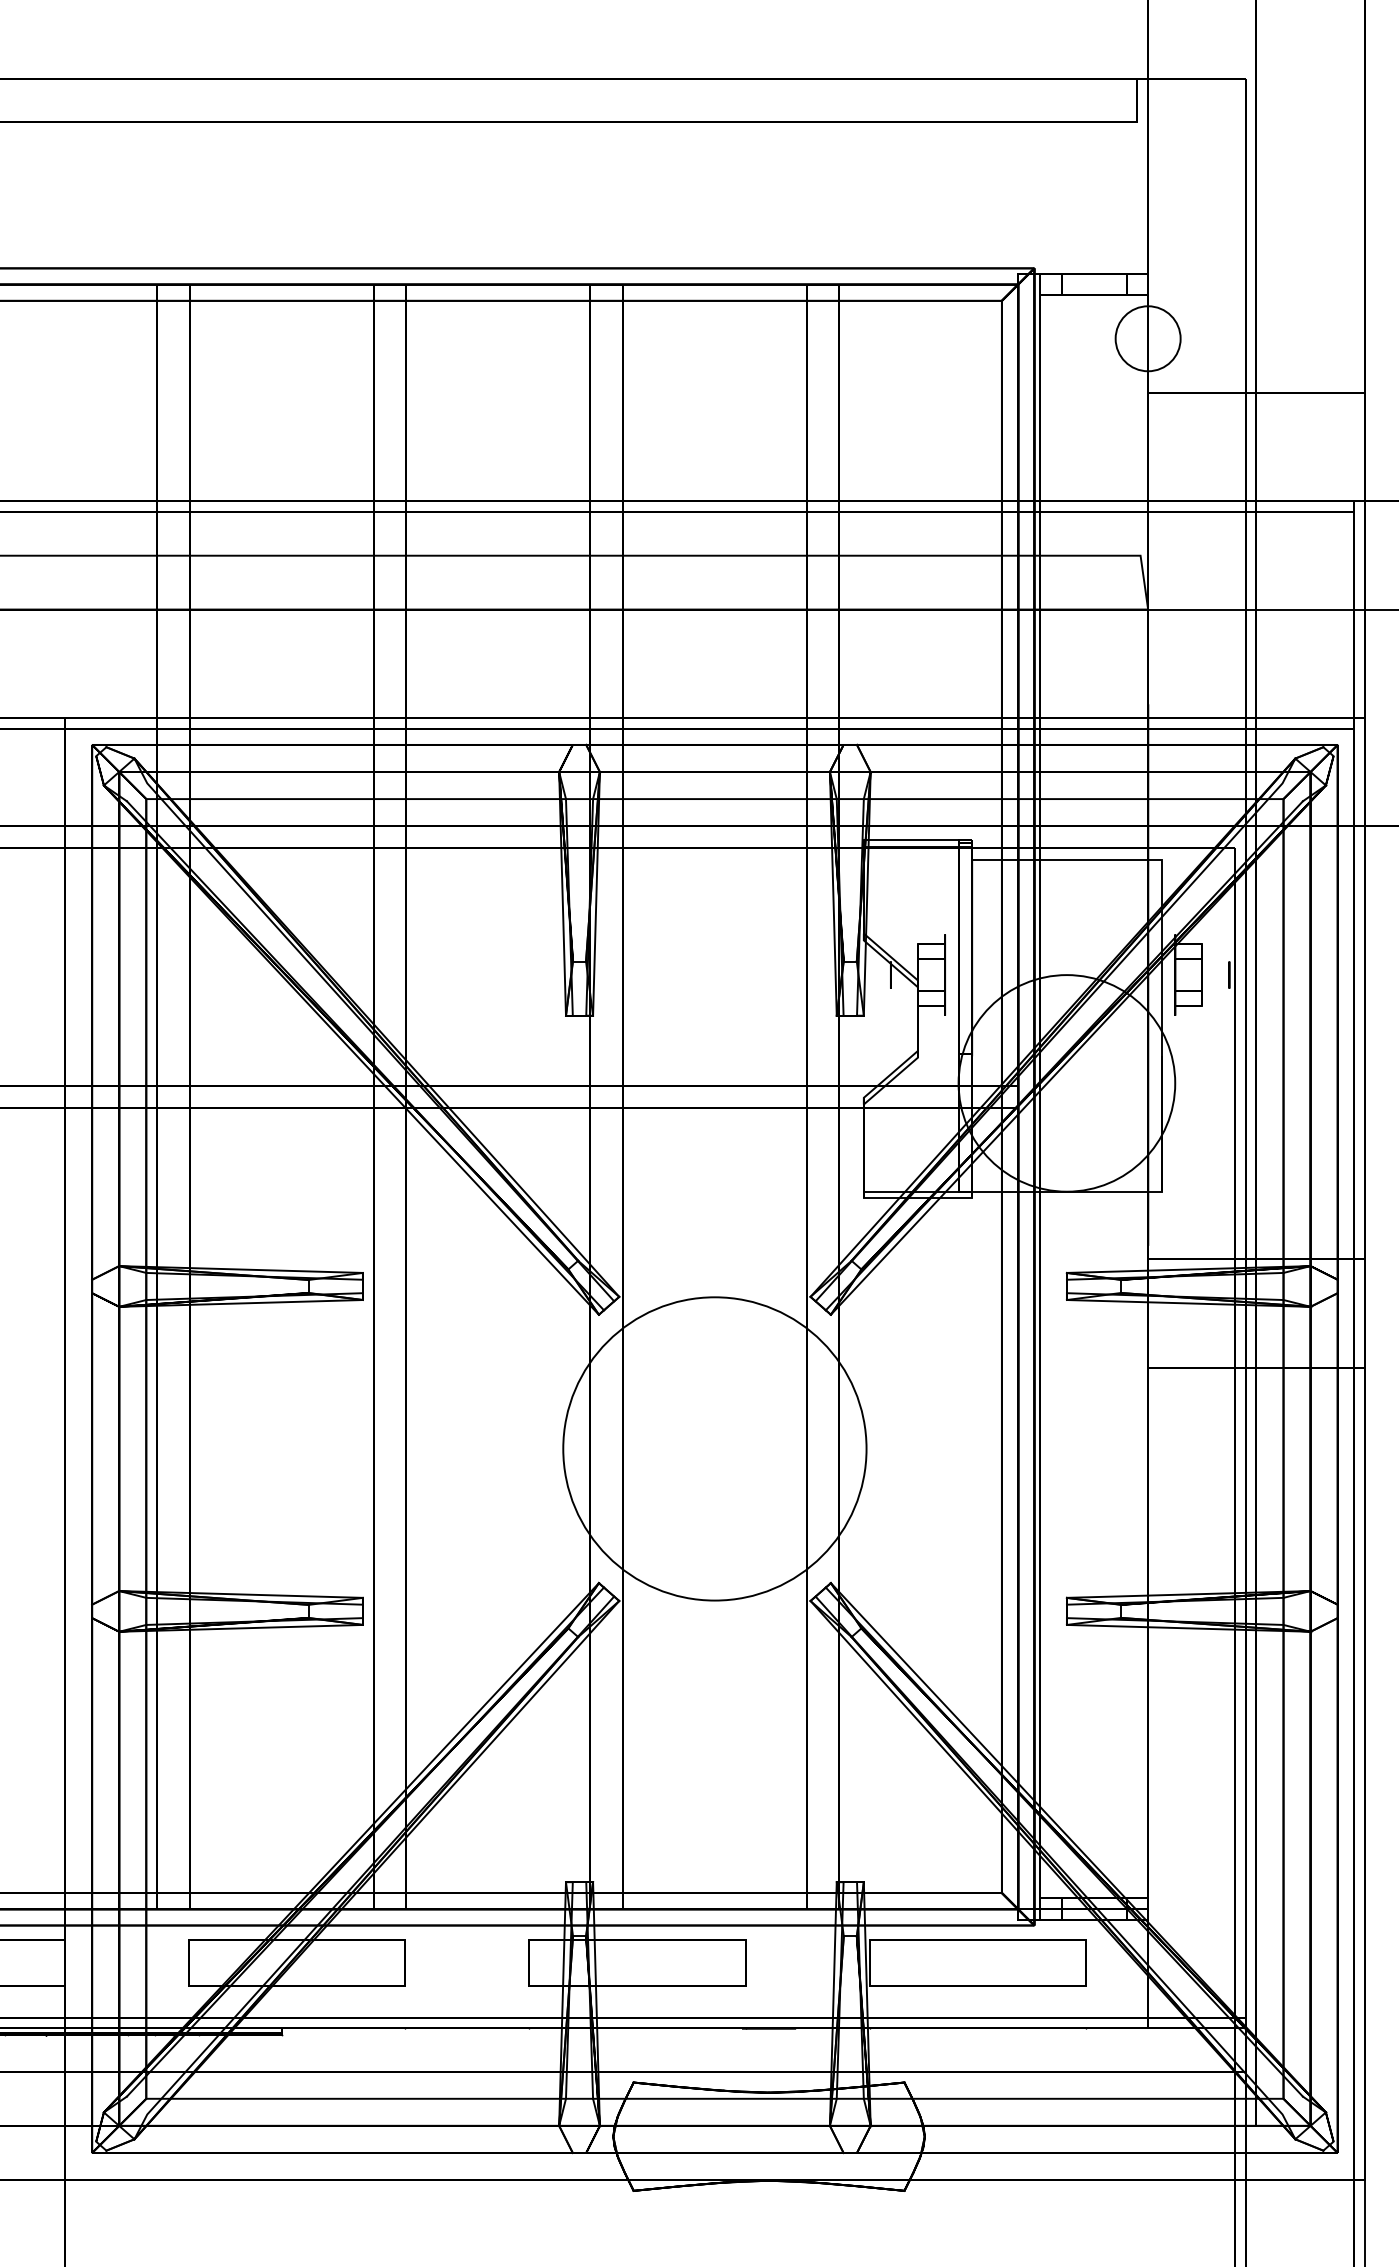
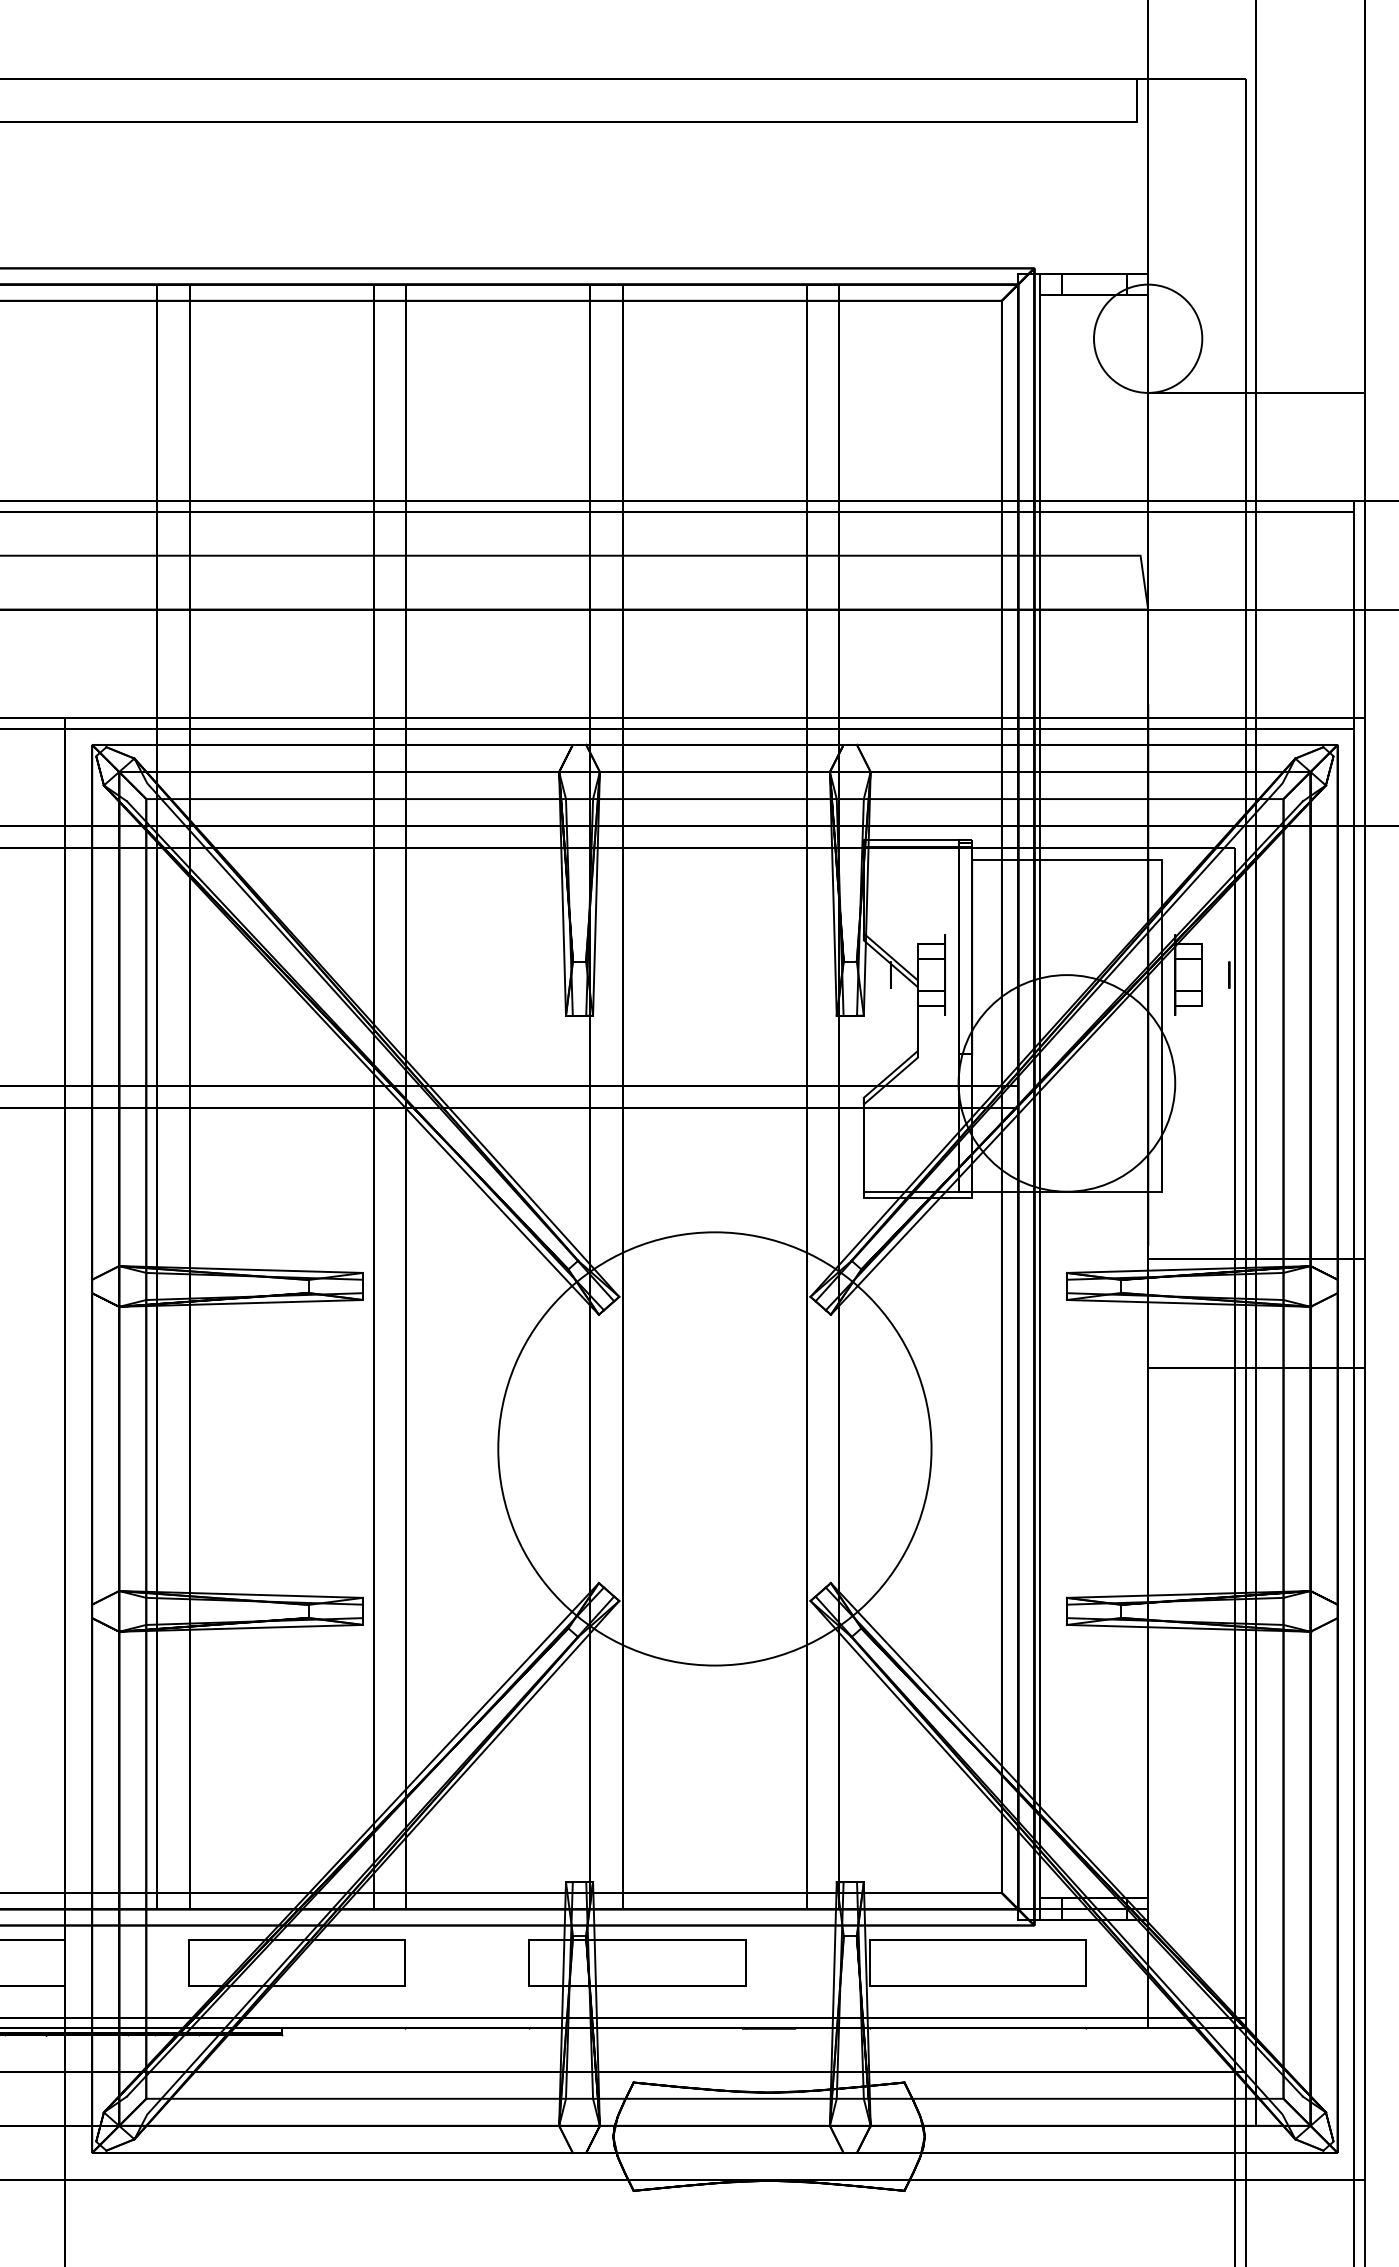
circle diameter: 65 px -> 108 px (1148, 338)
circle diameter: 303 px -> 433 px (714, 1448)
